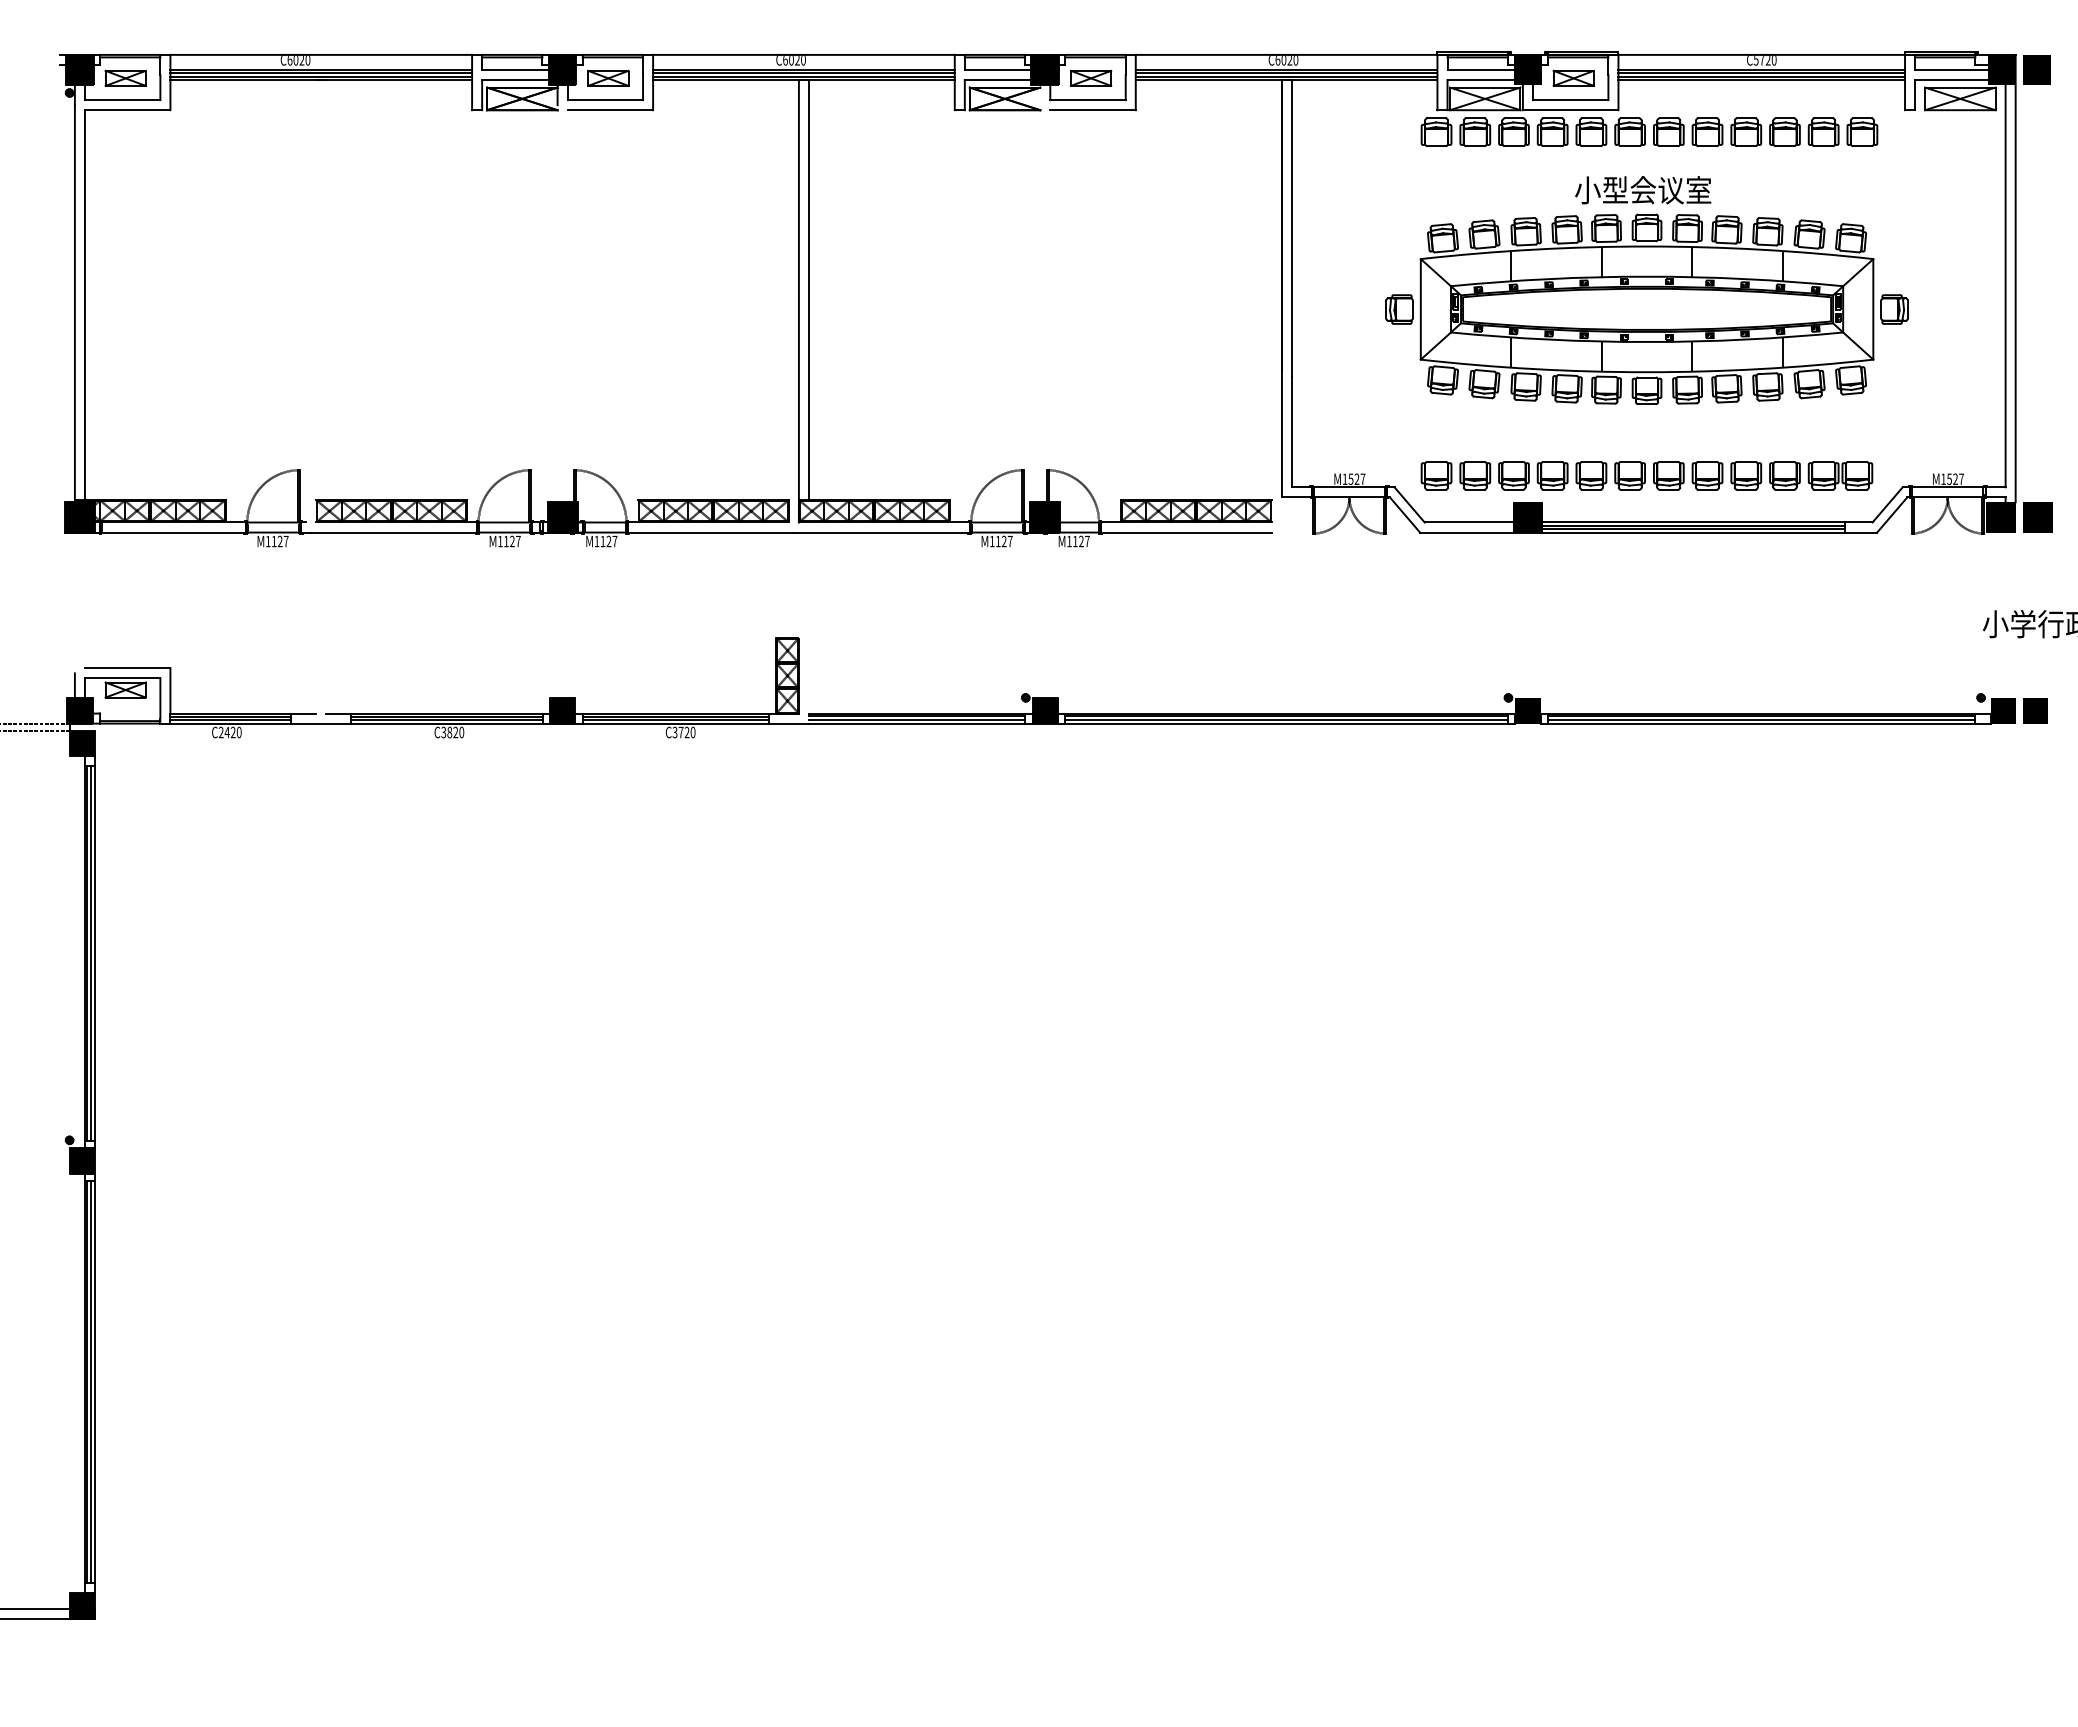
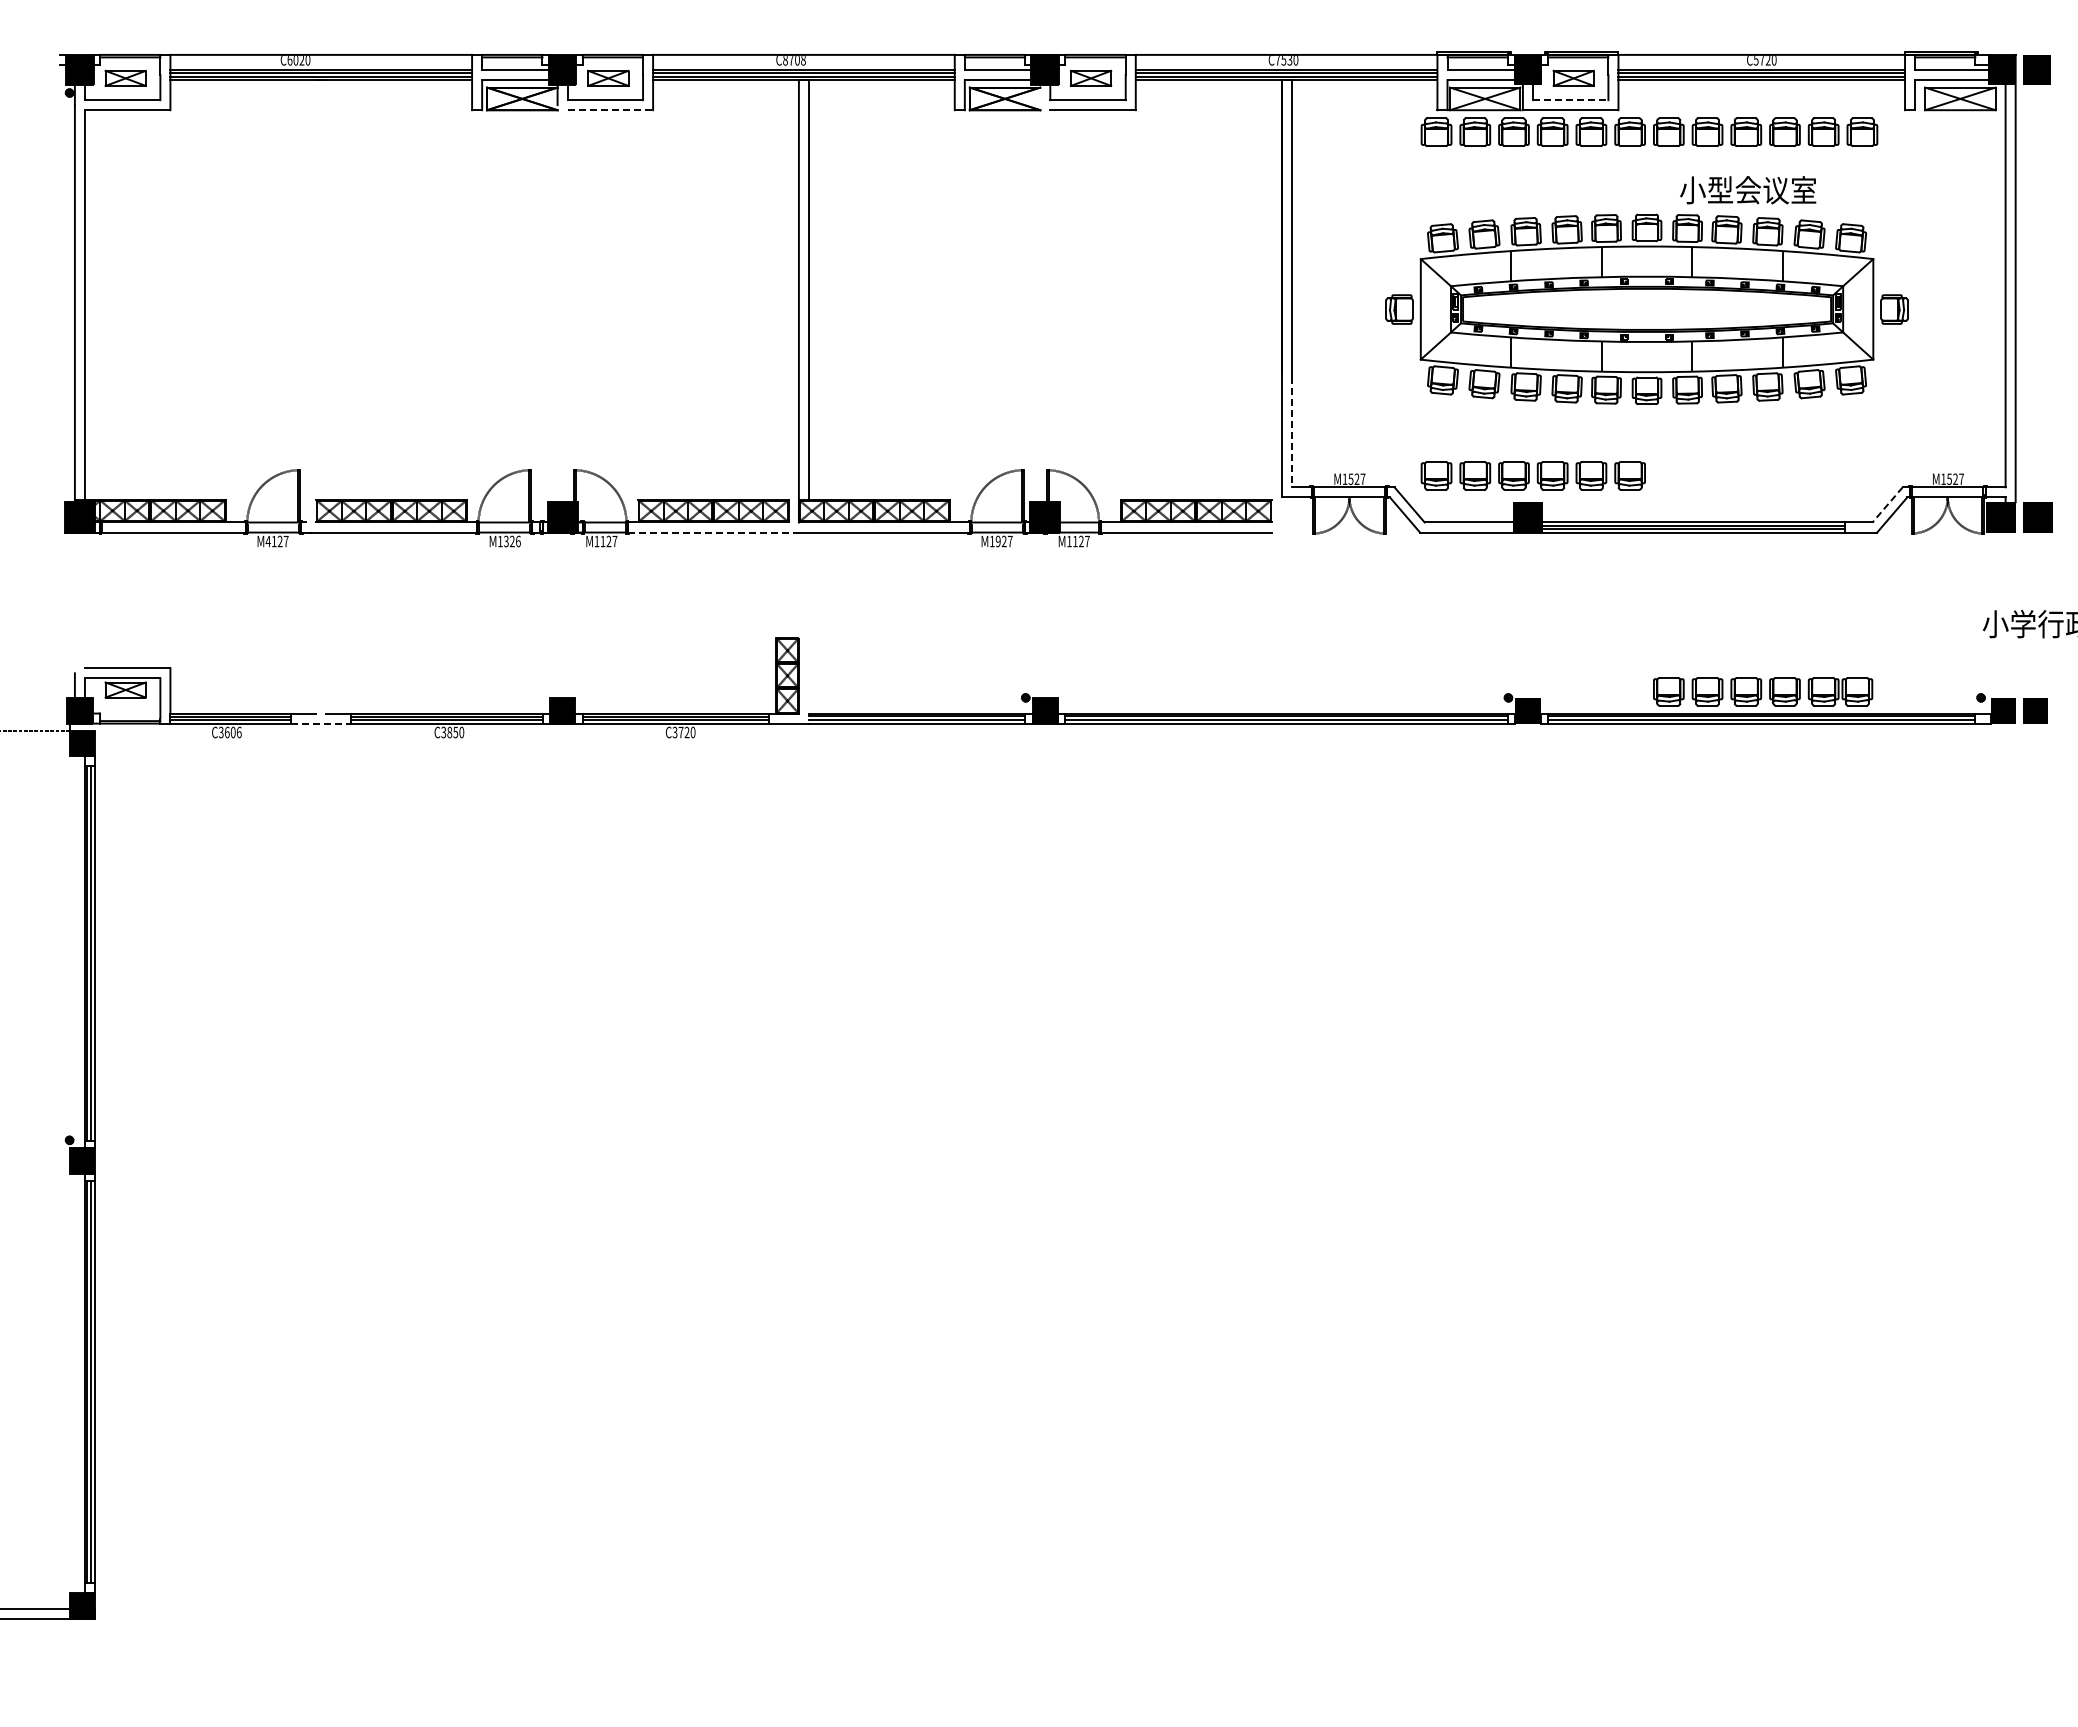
text: C6020 -> C8708 (794, 60)
text: C6020 -> C7530 (1283, 60)
line: solid -> dashed (1570, 100)
line: solid -> dashed (610, 110)
text position: (1643, 190) -> (1748, 190) (1748, 190)
line: solid -> dashed (1291, 432)
part position: (1763, 475) -> (1763, 691) (1763, 691)
line: solid -> dashed (1887, 505)
line: solid -> dashed (710, 532)
text: M1127 -> M4127 (267, 541)
text: M1127 -> M1326 (512, 541)
text: M1127 -> M1927 (997, 541)
line: present -> none (34, 723)
line: solid -> dashed (321, 723)
text: C2420 -> C3606 (229, 732)
text: C3820 -> C3850 (455, 732)
